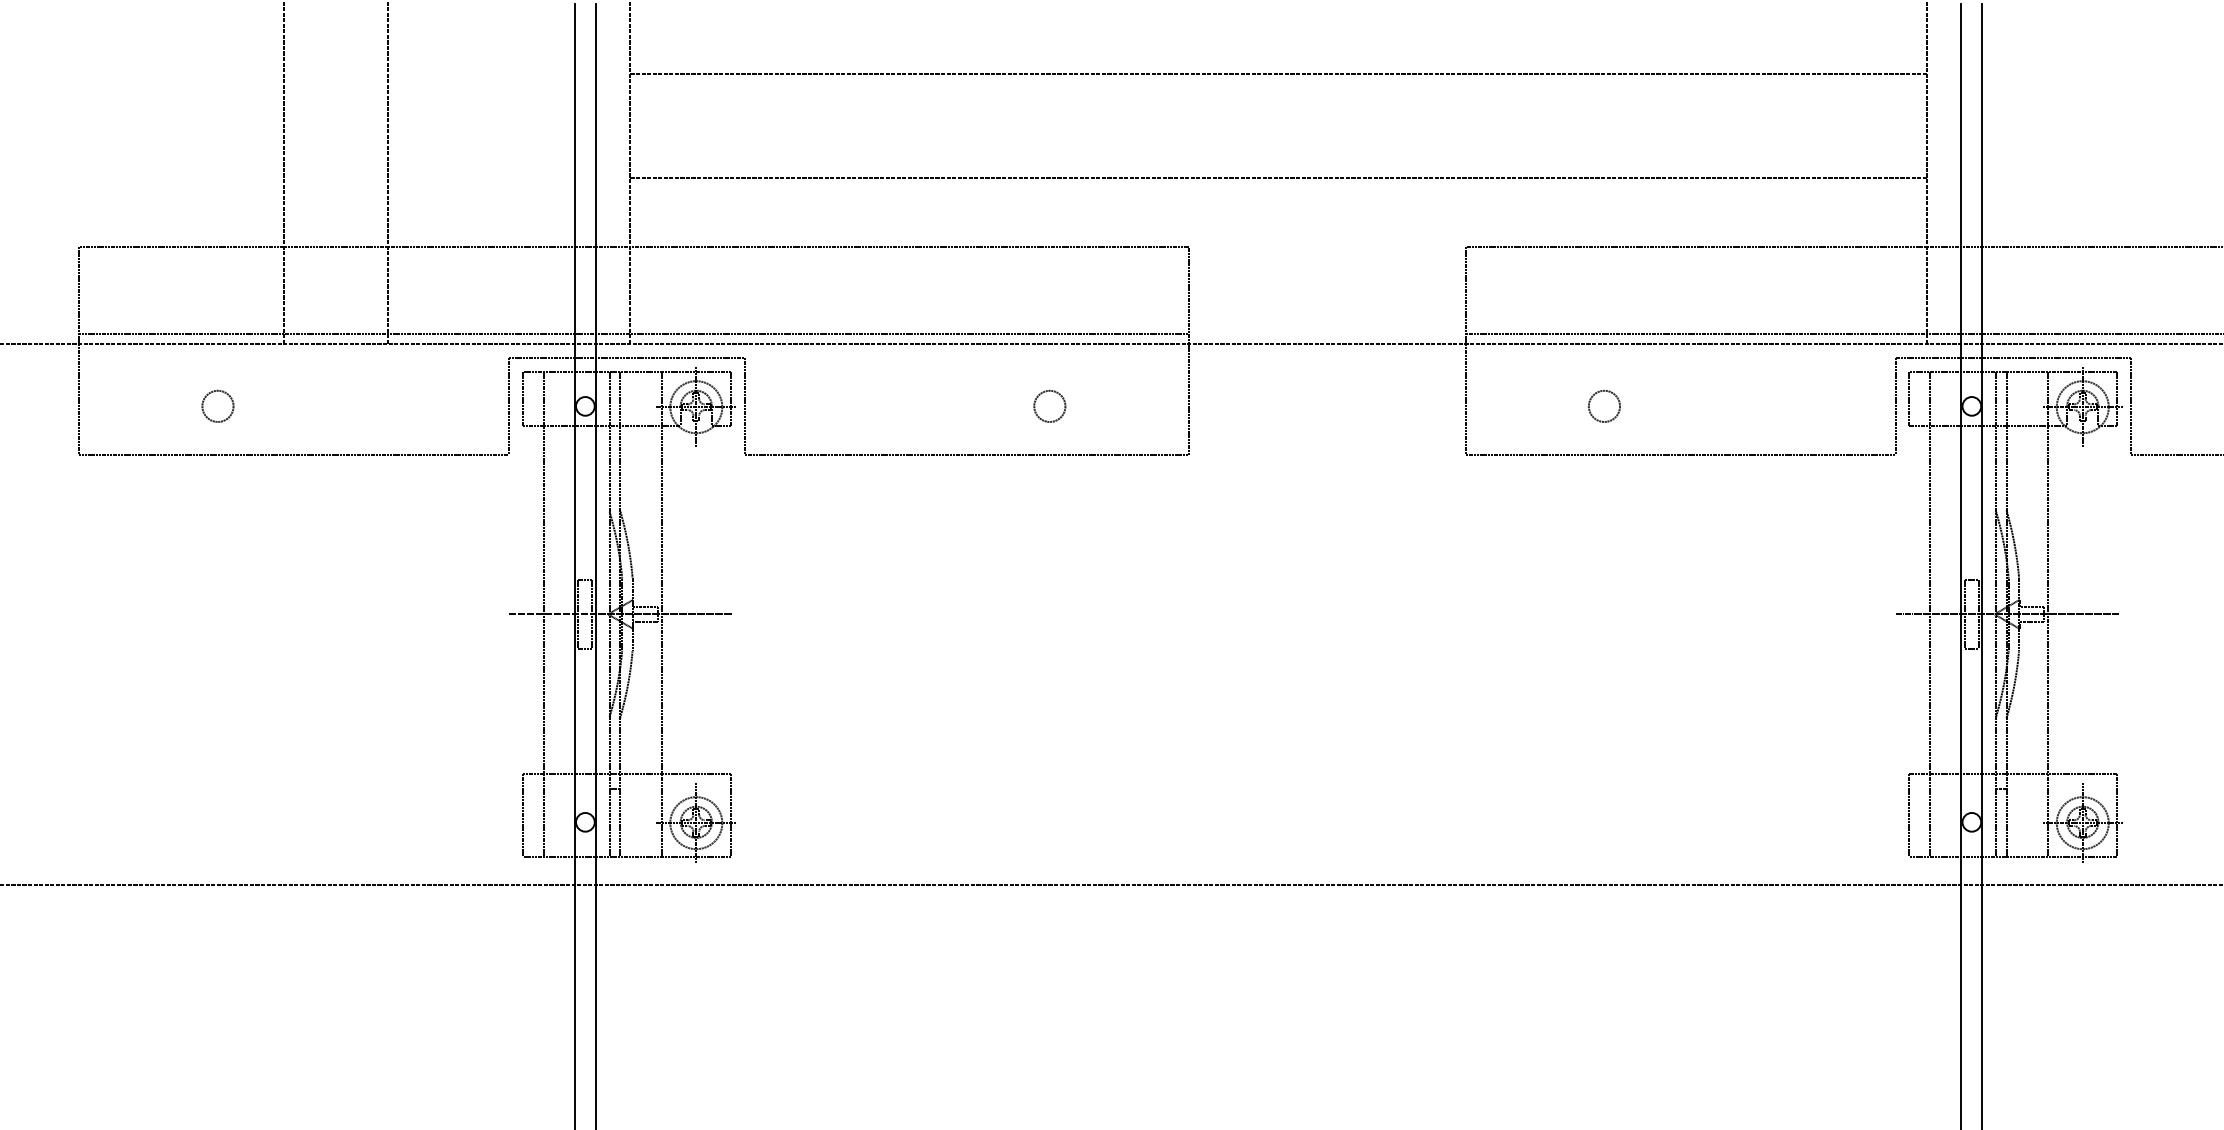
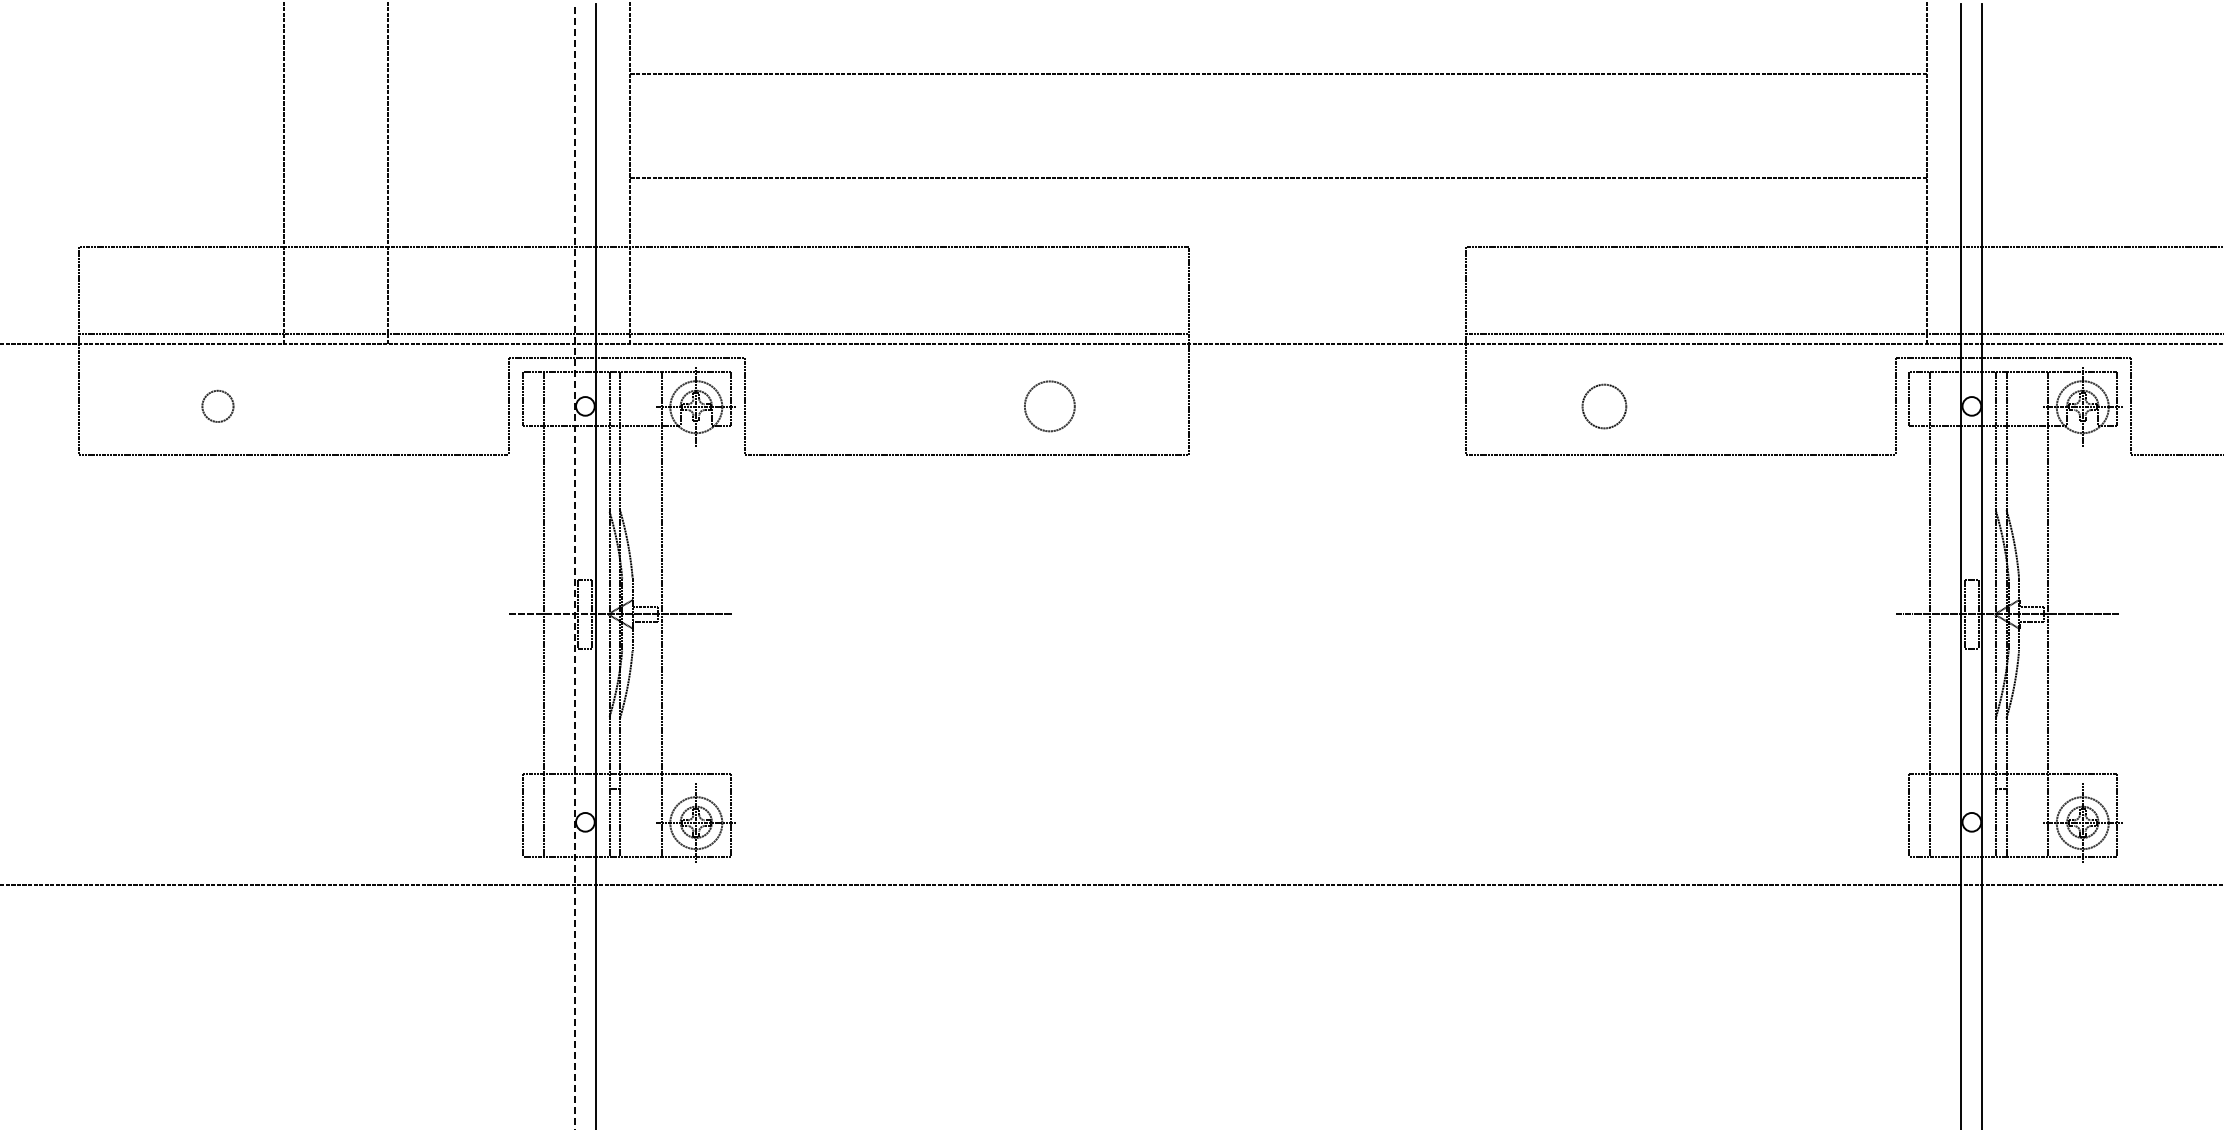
circle diameter: 31 px -> 50 px (1049, 406)
circle size: 33x34 px -> 47x47 px (1604, 406)
line: solid -> dashed (575, 566)
